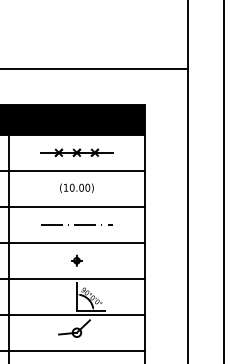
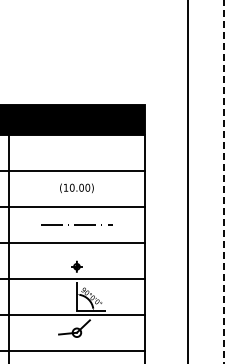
line: present -> none (94, 68)
part: present -> none (76, 152)
line: solid -> dashed (223, 181)
part position: (76, 260) -> (76, 266) (76, 266)
